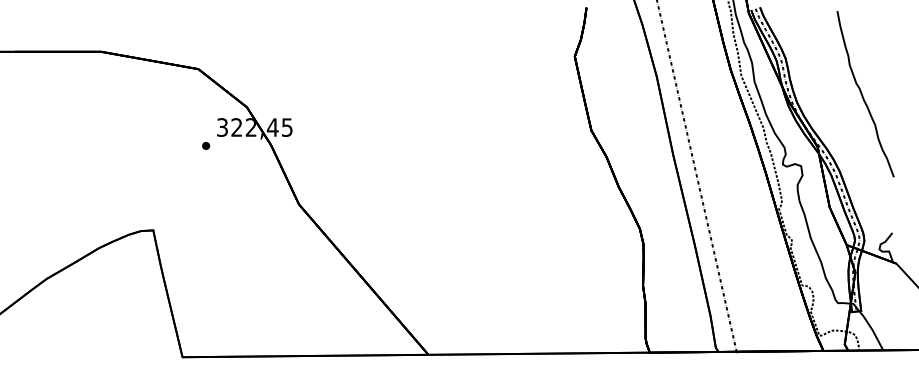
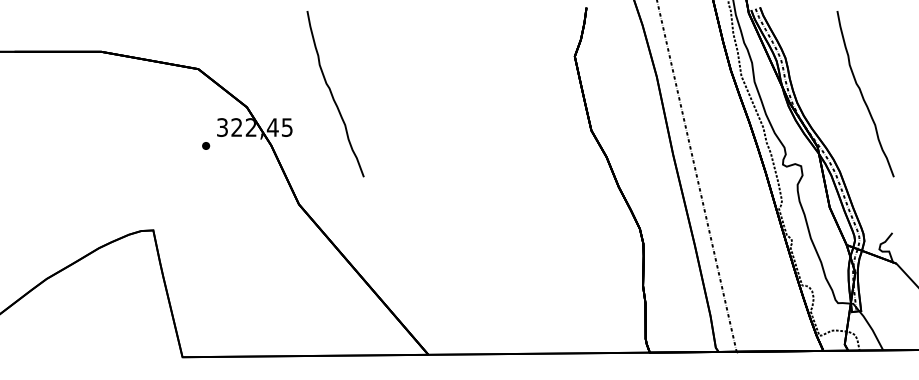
curve: none -> present (333, 95)
